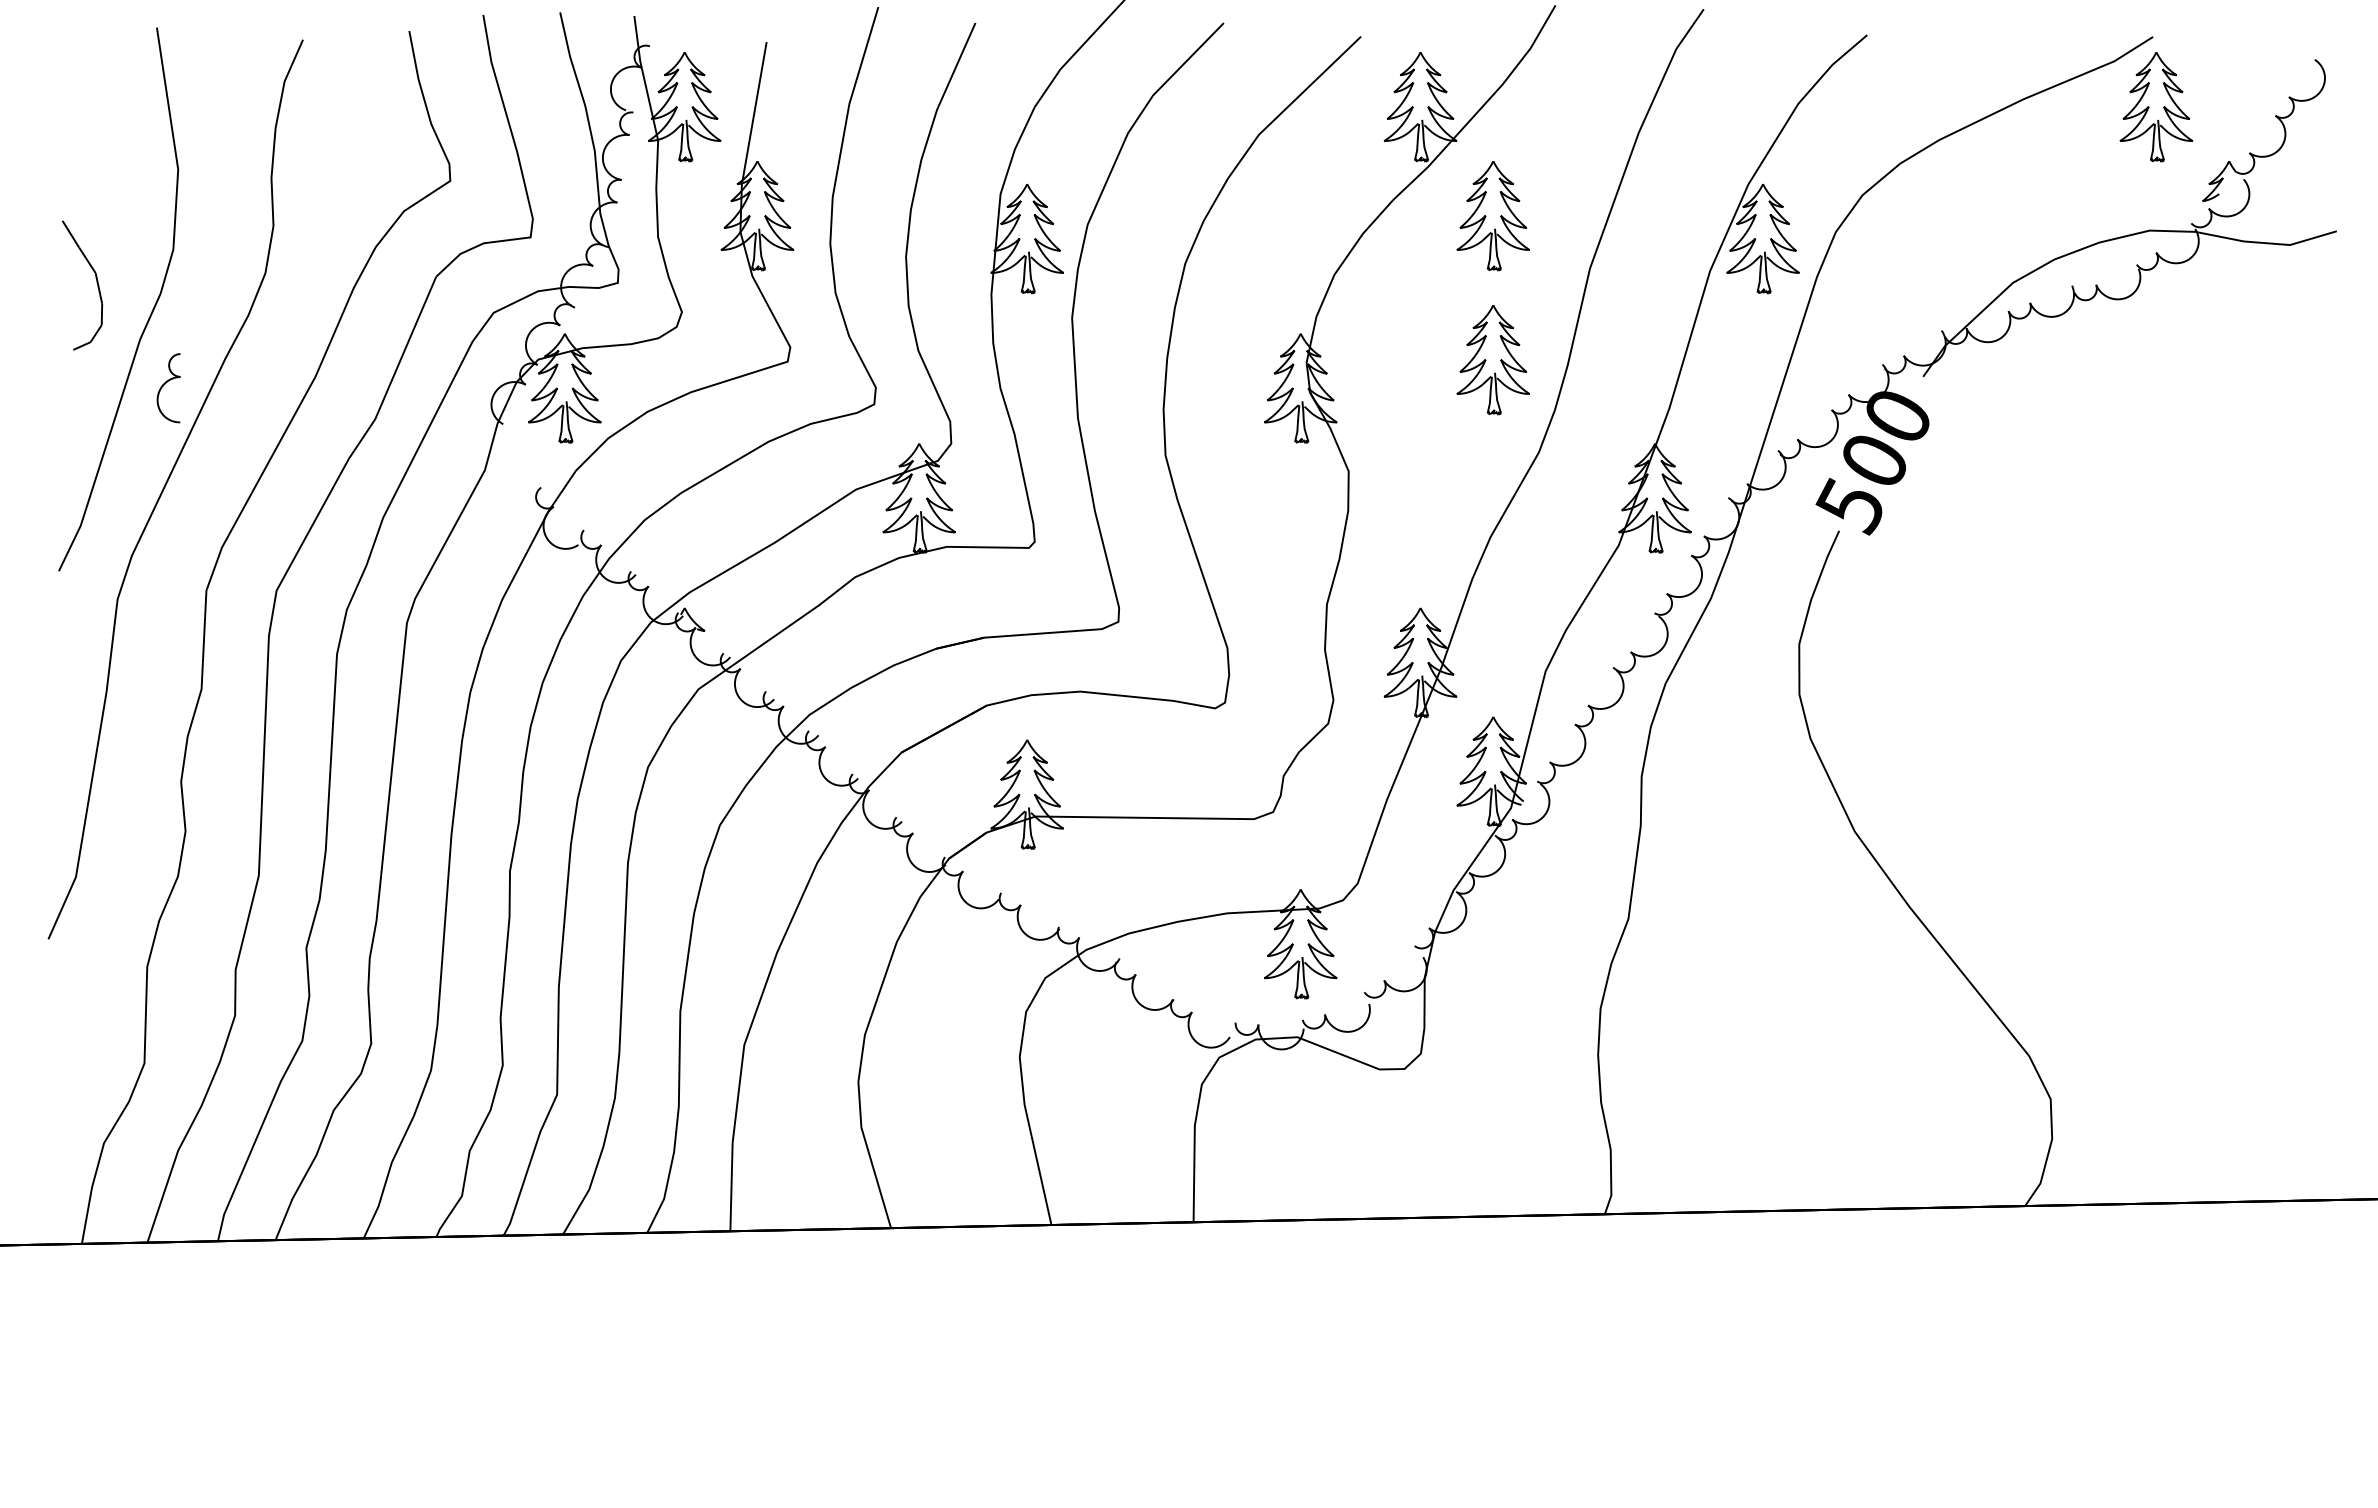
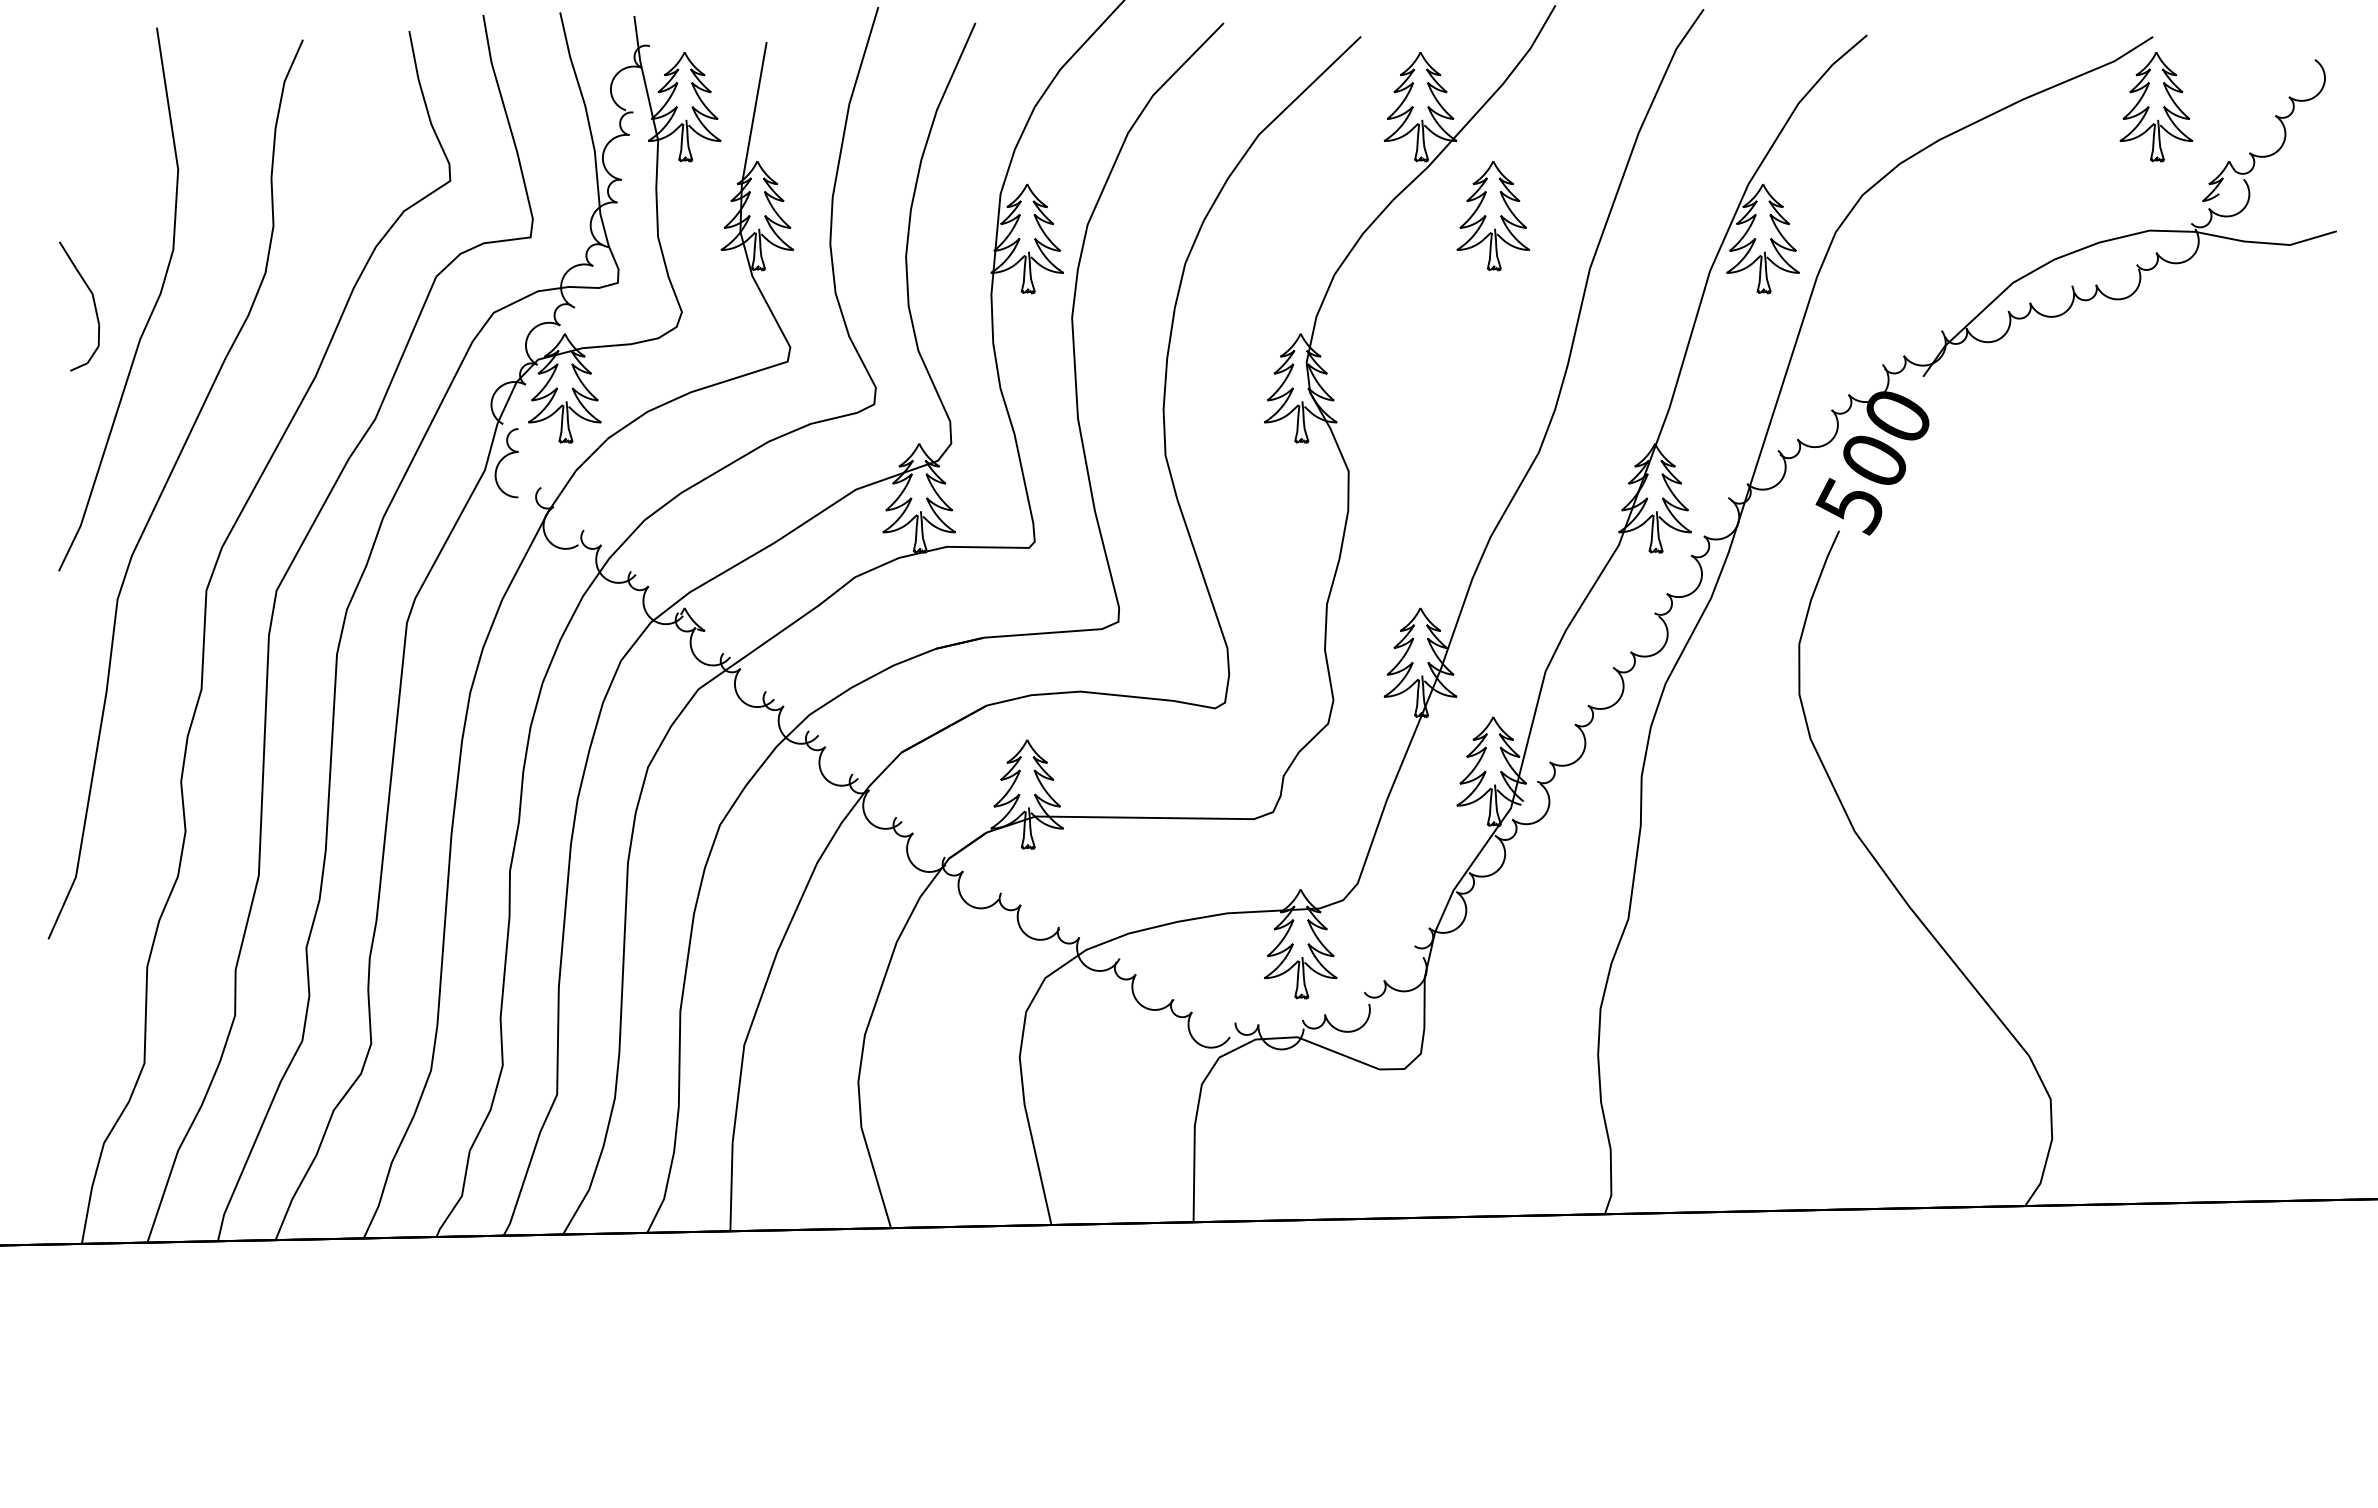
curve position: (96, 282) -> (93, 303) (93, 303)
part: present -> none (1492, 360)
part position: (168, 388) -> (506, 463) (506, 463)
